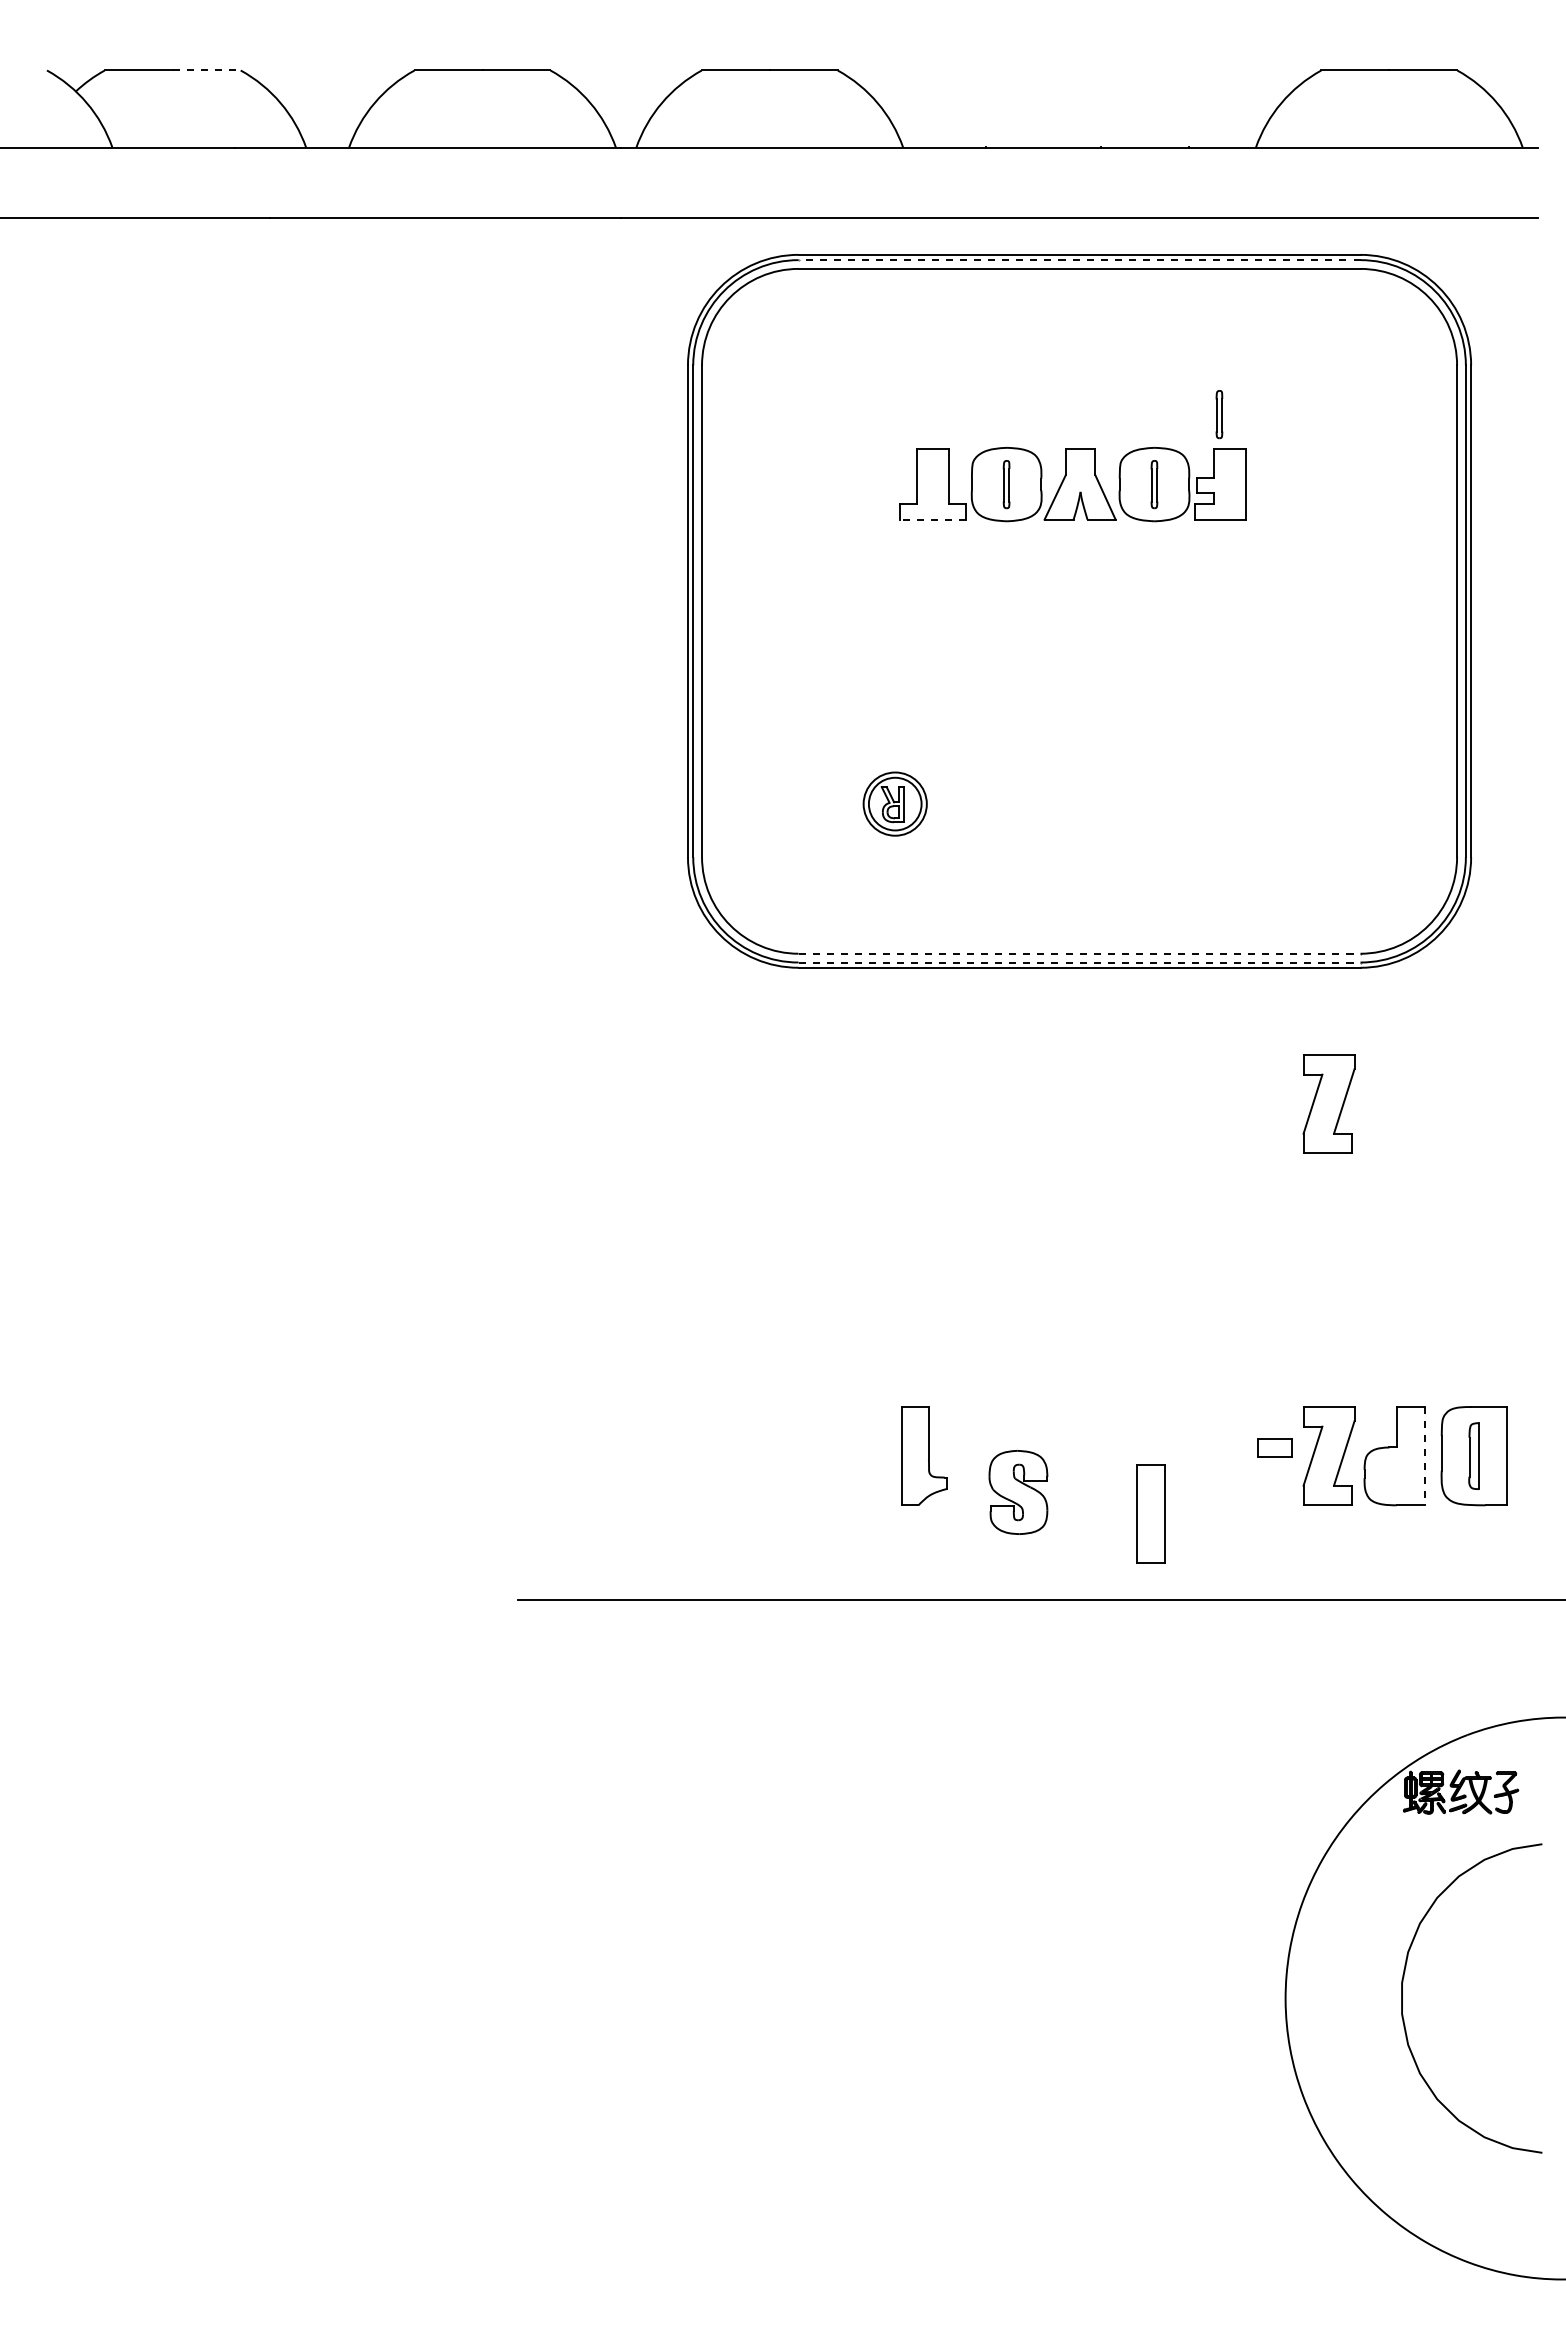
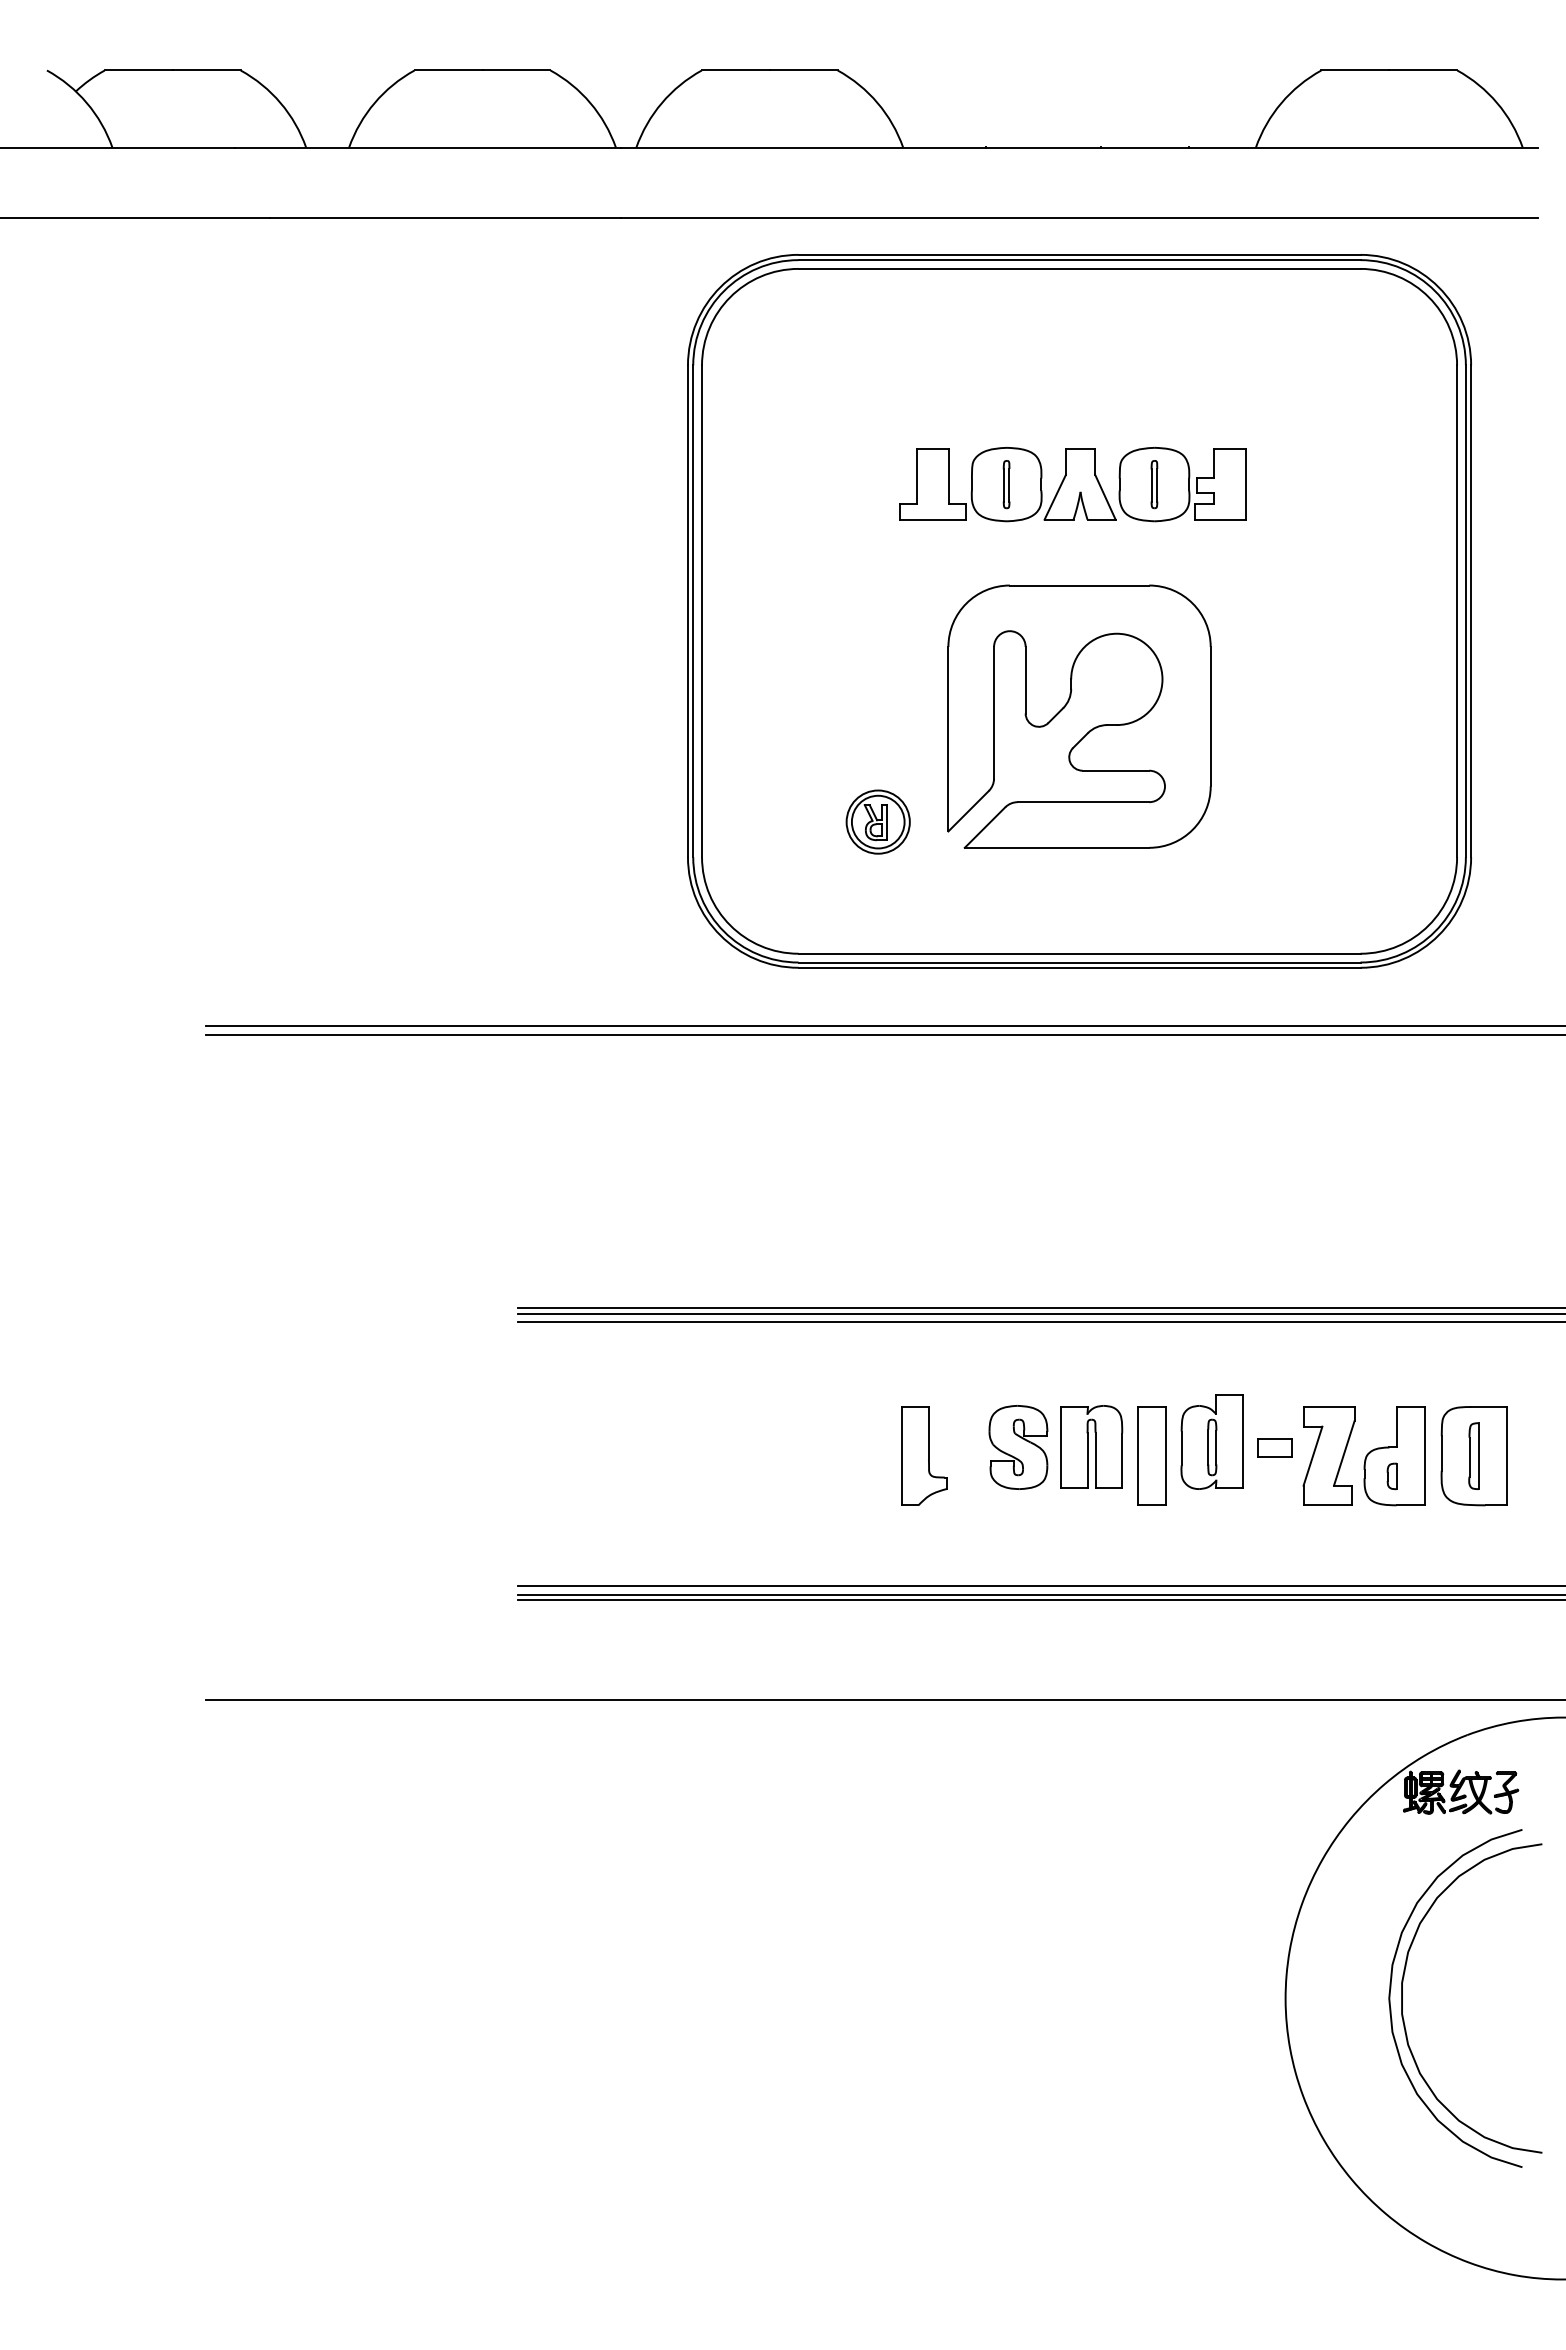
line: dashed -> solid (206, 70)
line: dashed -> solid (1079, 260)
part: present -> none (1219, 414)
line: dashed -> solid (932, 519)
part: none -> present (1065, 707)
part position: (894, 803) -> (877, 821) (877, 821)
line: dashed -> solid (1079, 953)
line: dashed -> solid (1079, 962)
line: none -> present (883, 1025)
line: none -> present (883, 1034)
part: present -> none (1328, 1103)
line: none -> present (1039, 1308)
line: none -> present (1039, 1313)
line: none -> present (1039, 1322)
part: none -> present (1211, 1441)
part: none -> present (1091, 1446)
line: dashed -> solid (1424, 1456)
part: none -> present (1391, 1476)
part position: (1018, 1492) -> (1018, 1447) (1018, 1447)
part position: (1150, 1513) -> (1151, 1455) (1151, 1455)
line: none -> present (1039, 1585)
line: none -> present (1039, 1594)
line: none -> present (883, 1700)
curve: none -> present (1391, 1988)
